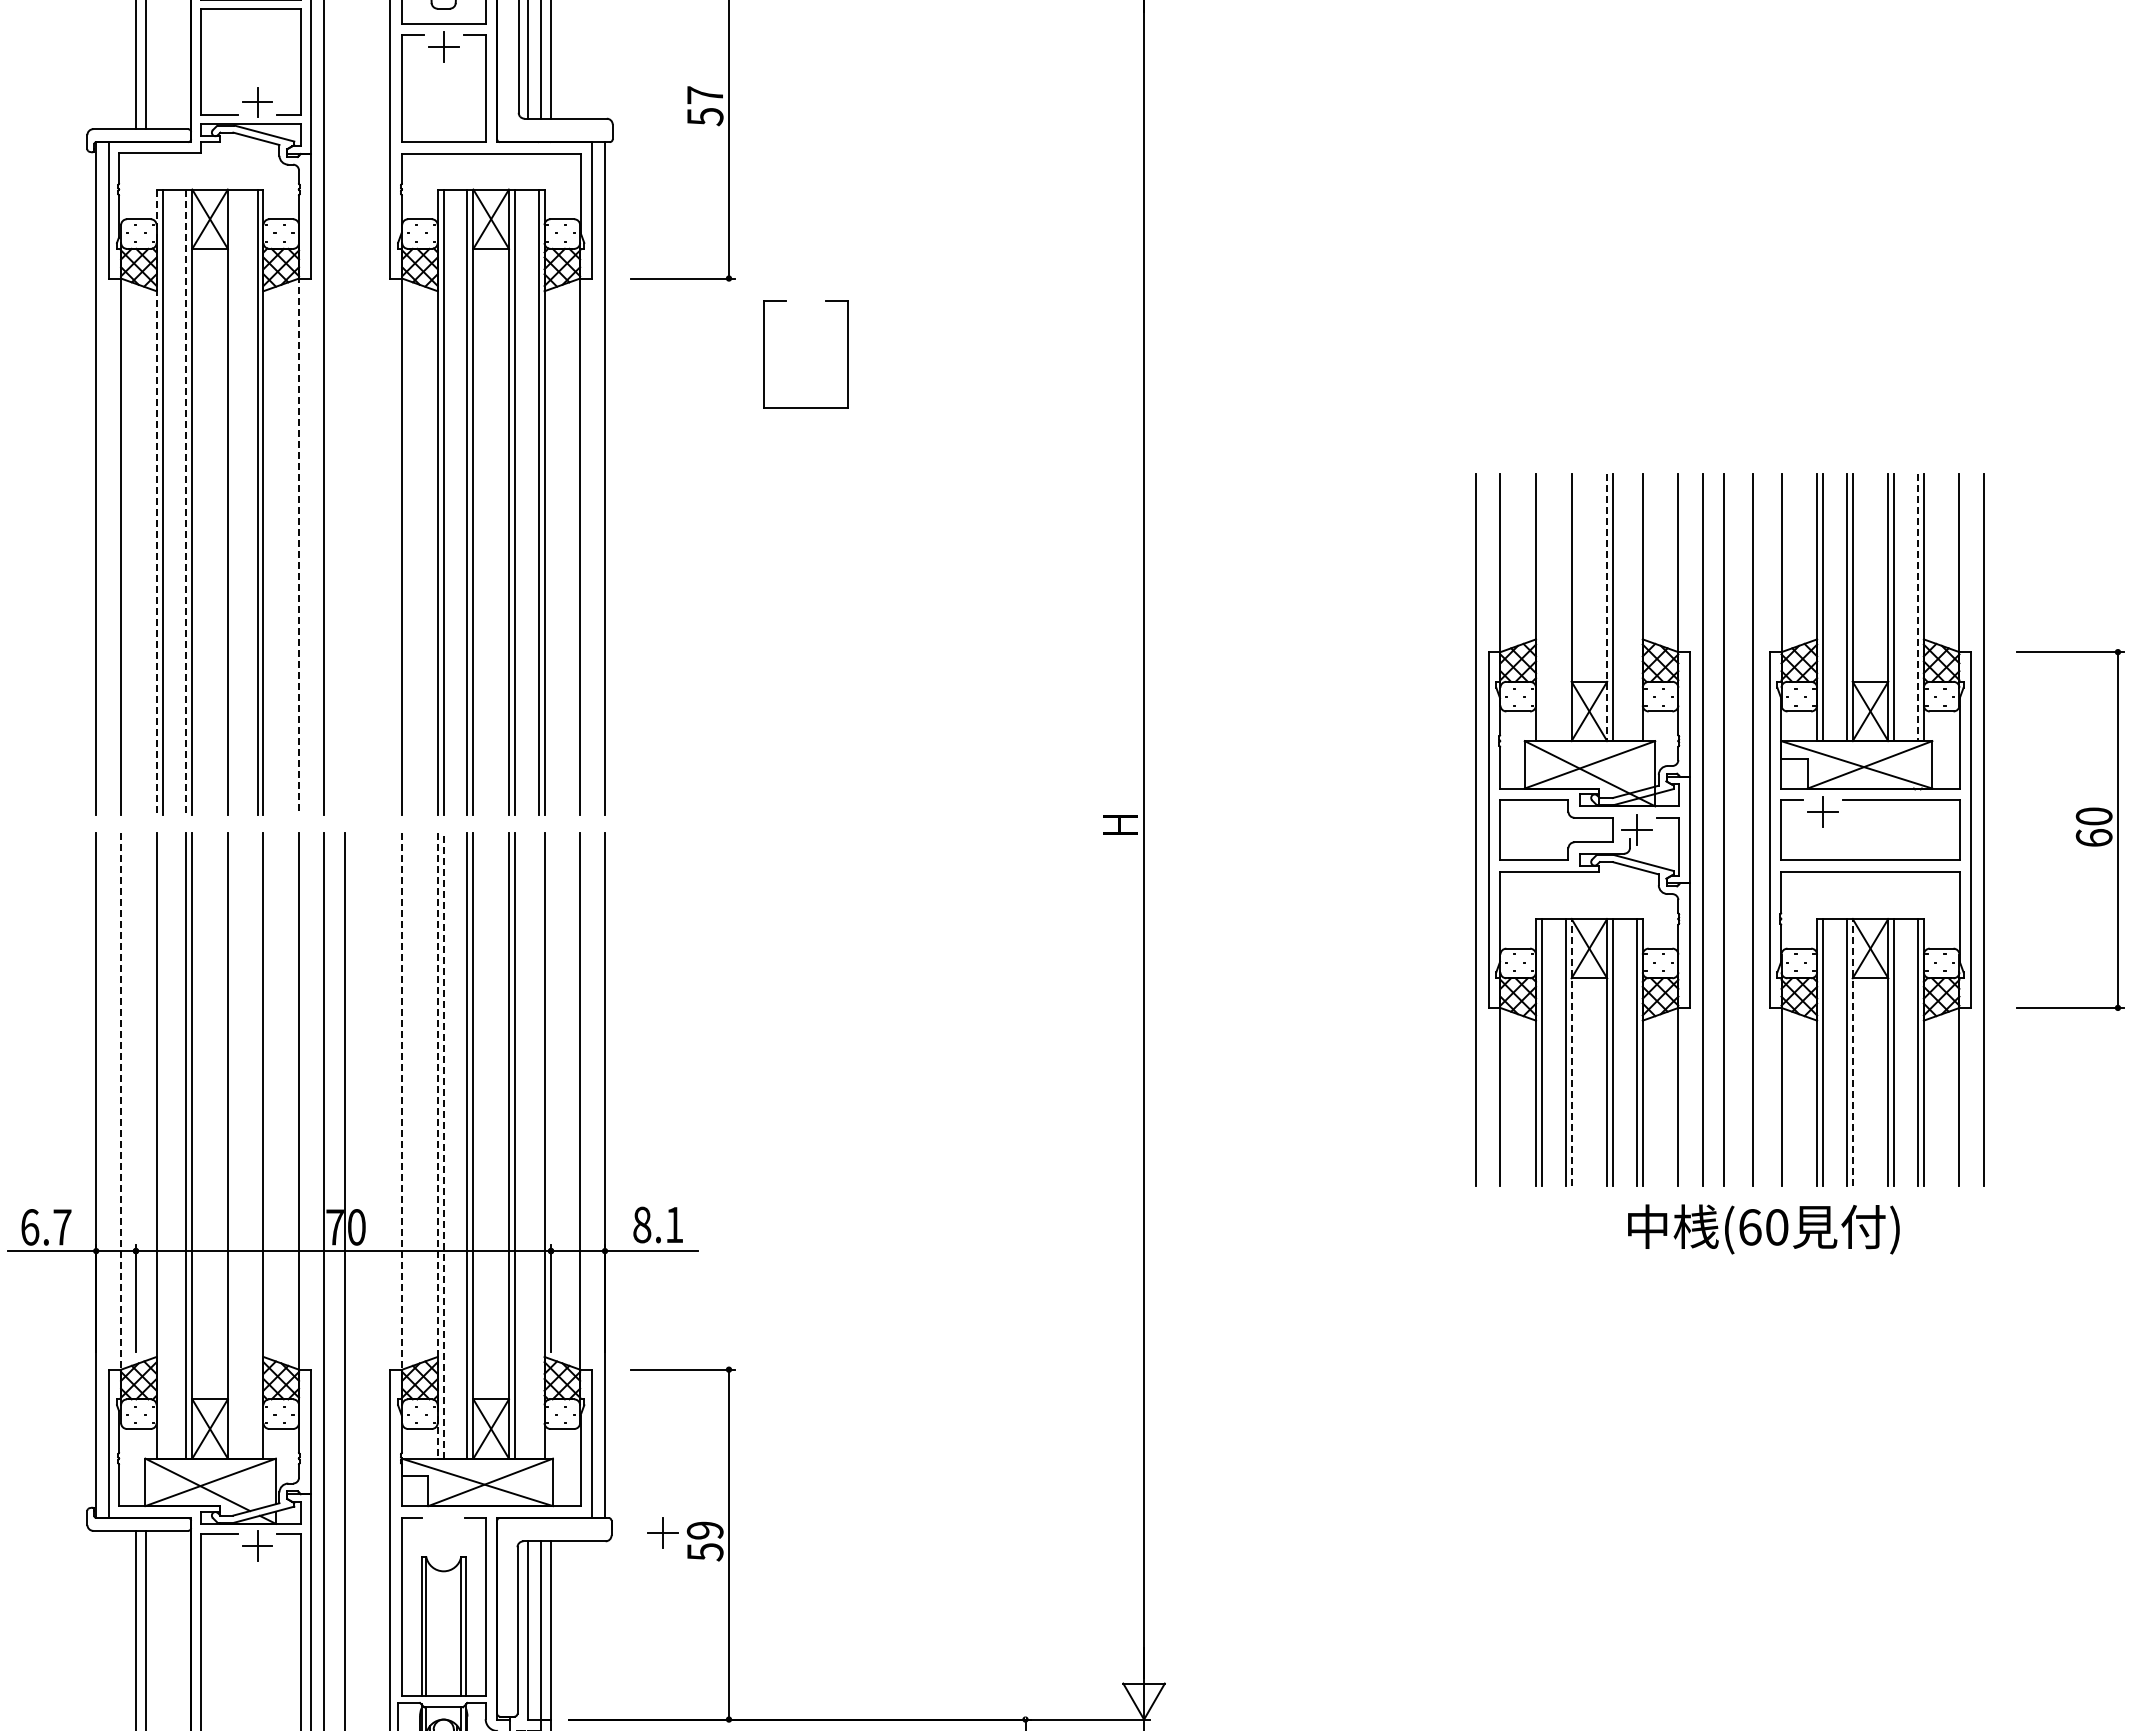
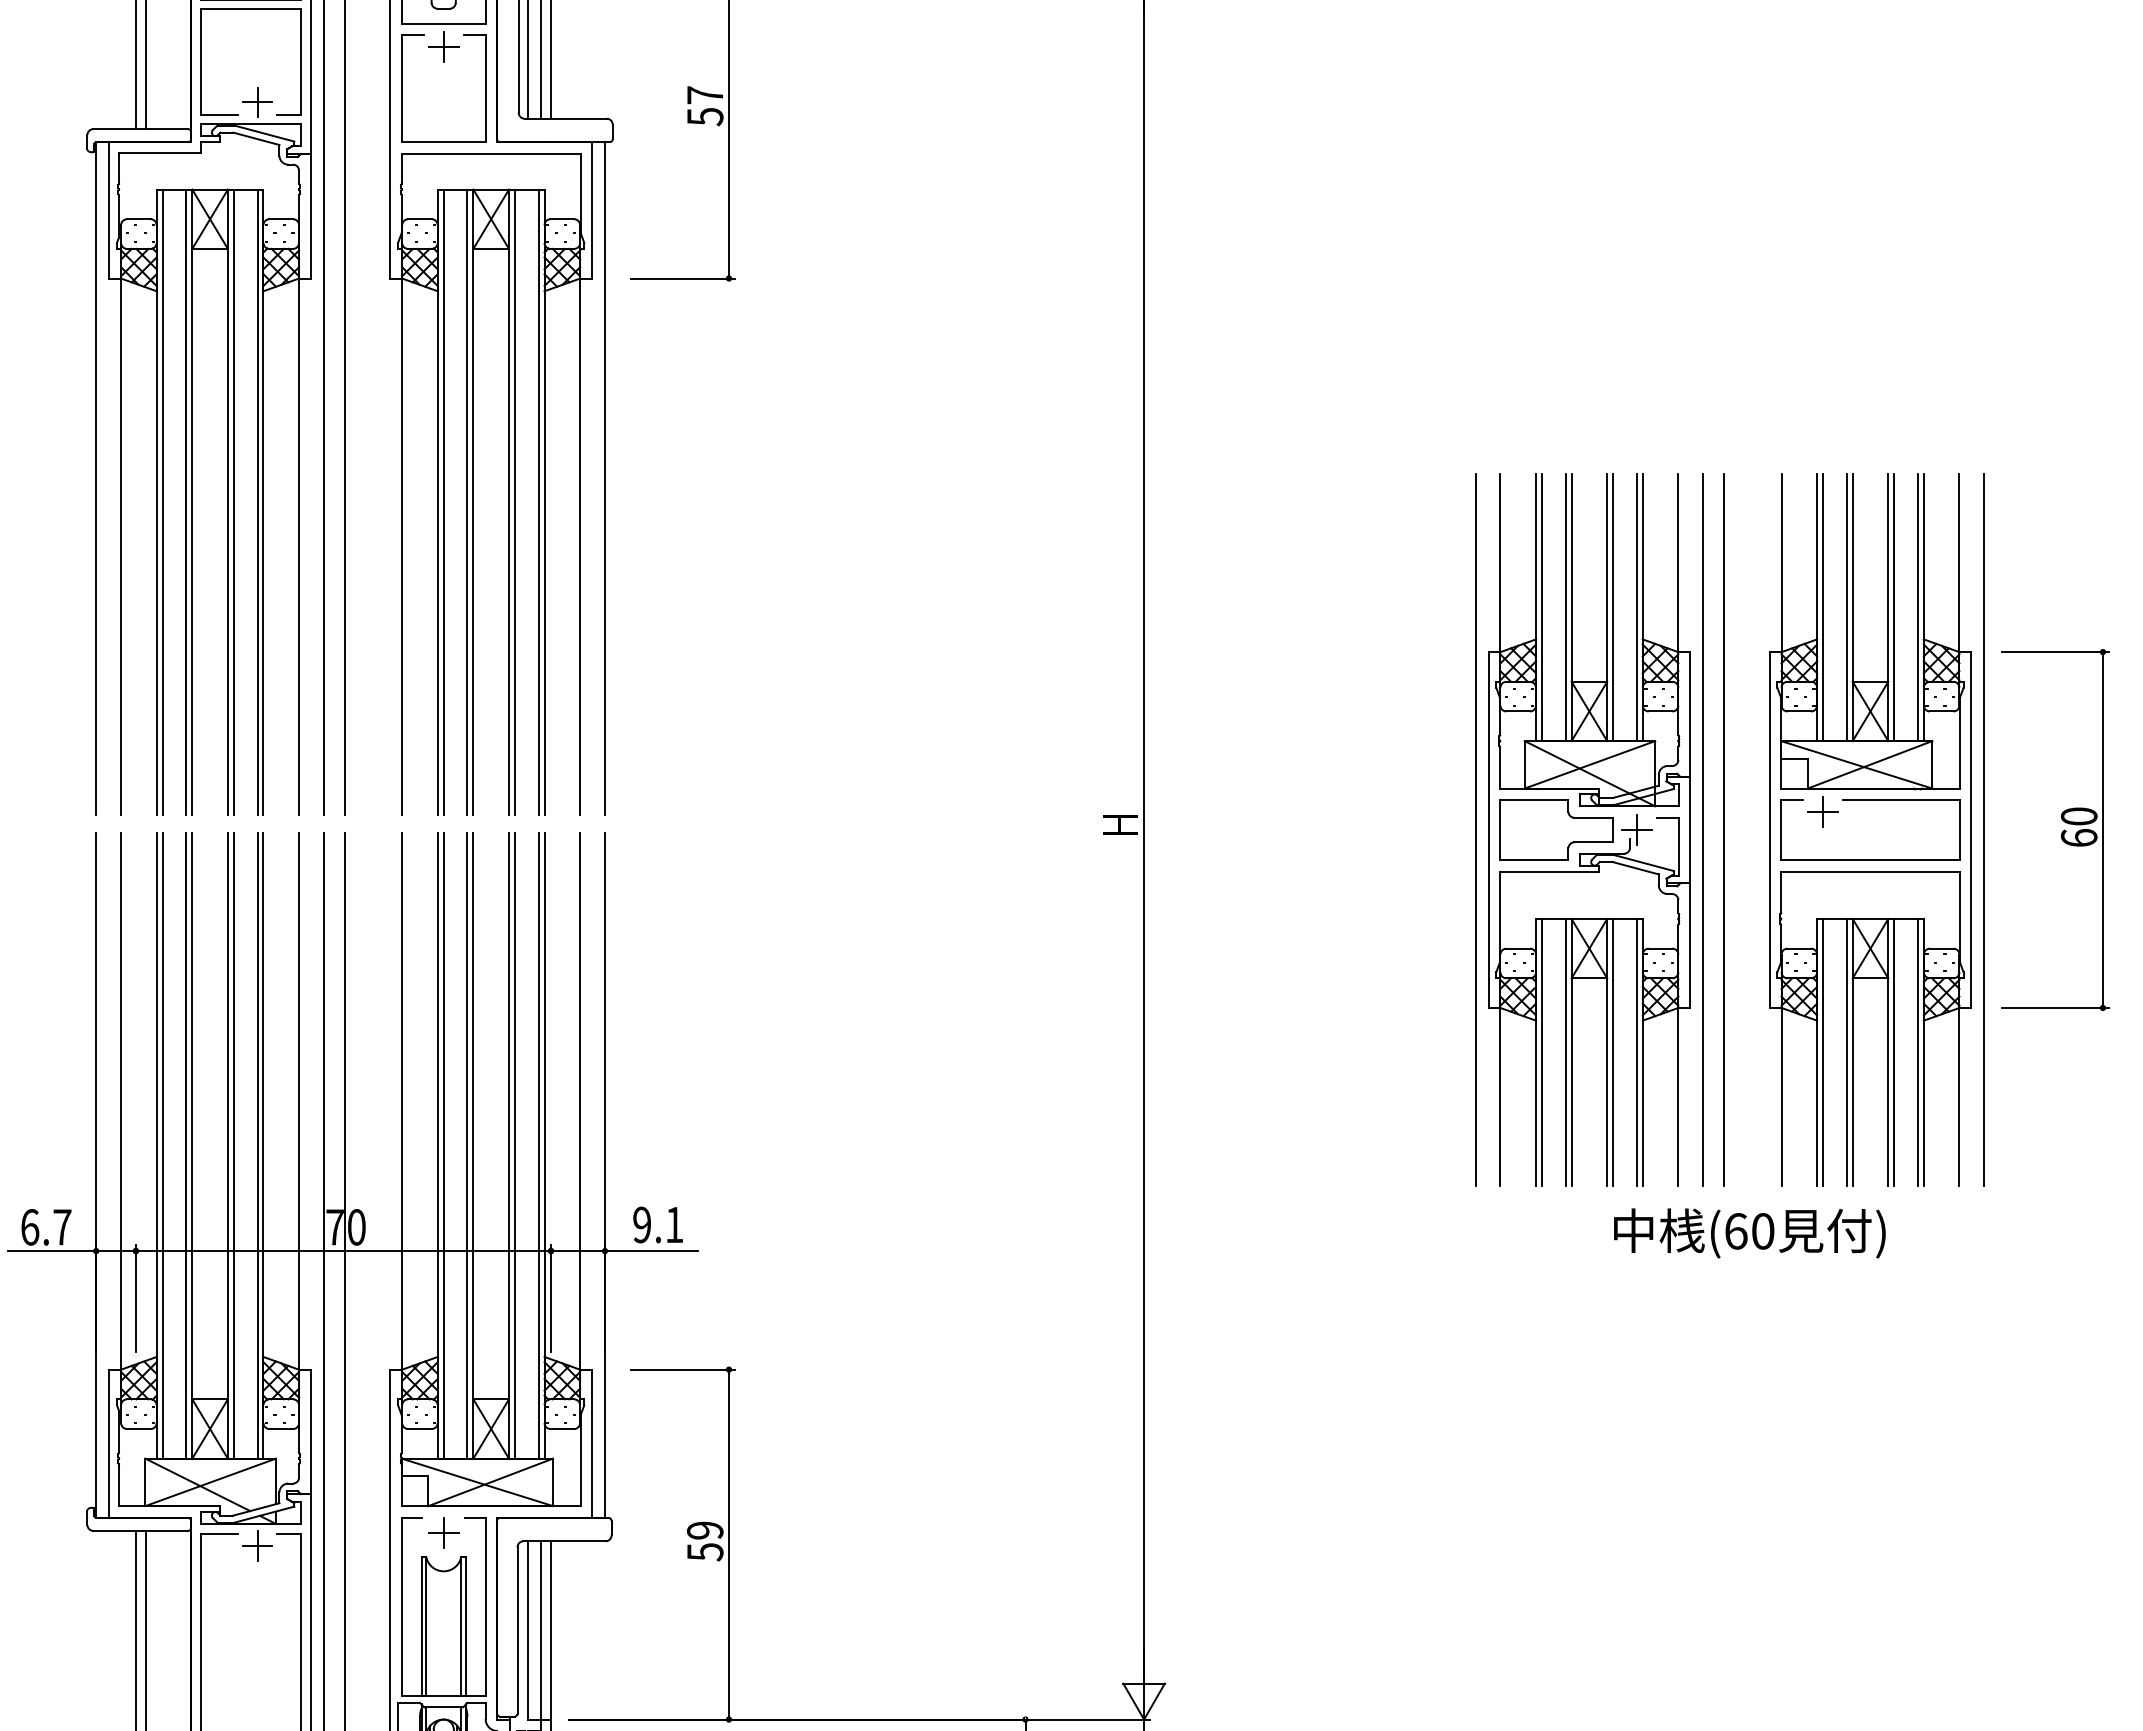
part: present -> none (764, 354)
line: none -> present (344, 408)
line: dashed -> solid (156, 502)
line: dashed -> solid (186, 502)
line: none -> present (233, 502)
line: dashed -> solid (299, 545)
line: none -> present (1541, 607)
line: none -> present (1565, 607)
line: none -> present (1636, 607)
line: dashed -> solid (1607, 608)
line: dashed -> solid (1917, 608)
line: present -> none (1752, 829)
part position: (2076, 832) -> (2061, 832) (2061, 832)
line: dashed -> solid (1571, 1051)
line: dashed -> solid (1852, 1051)
line: dashed -> solid (121, 1102)
line: dashed -> solid (402, 1102)
line: none -> present (162, 1145)
line: none -> present (233, 1145)
line: none -> present (257, 1145)
line: dashed -> solid (437, 1145)
line: dashed -> solid (443, 1145)
line: none -> present (538, 1145)
text: 8.1 -> 9.1 (642, 1224)
text position: (1763, 1229) -> (1749, 1233) (1749, 1233)
part position: (662, 1532) -> (443, 1532) (443, 1532)
